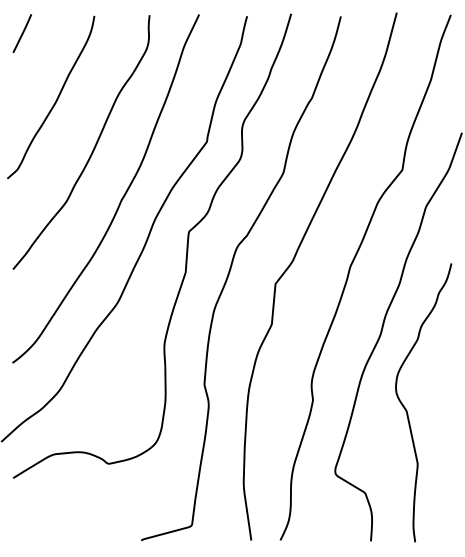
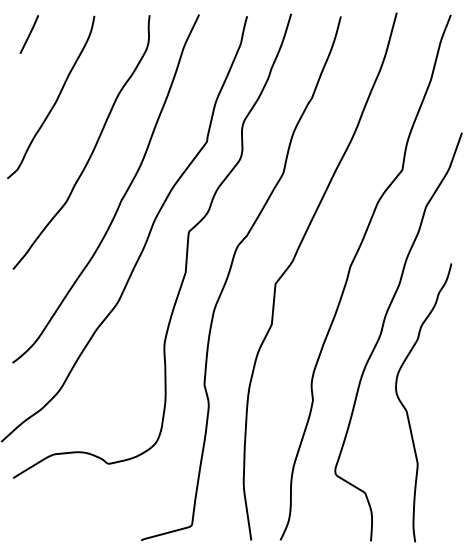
line position: (21, 33) -> (28, 34) (28, 34)
